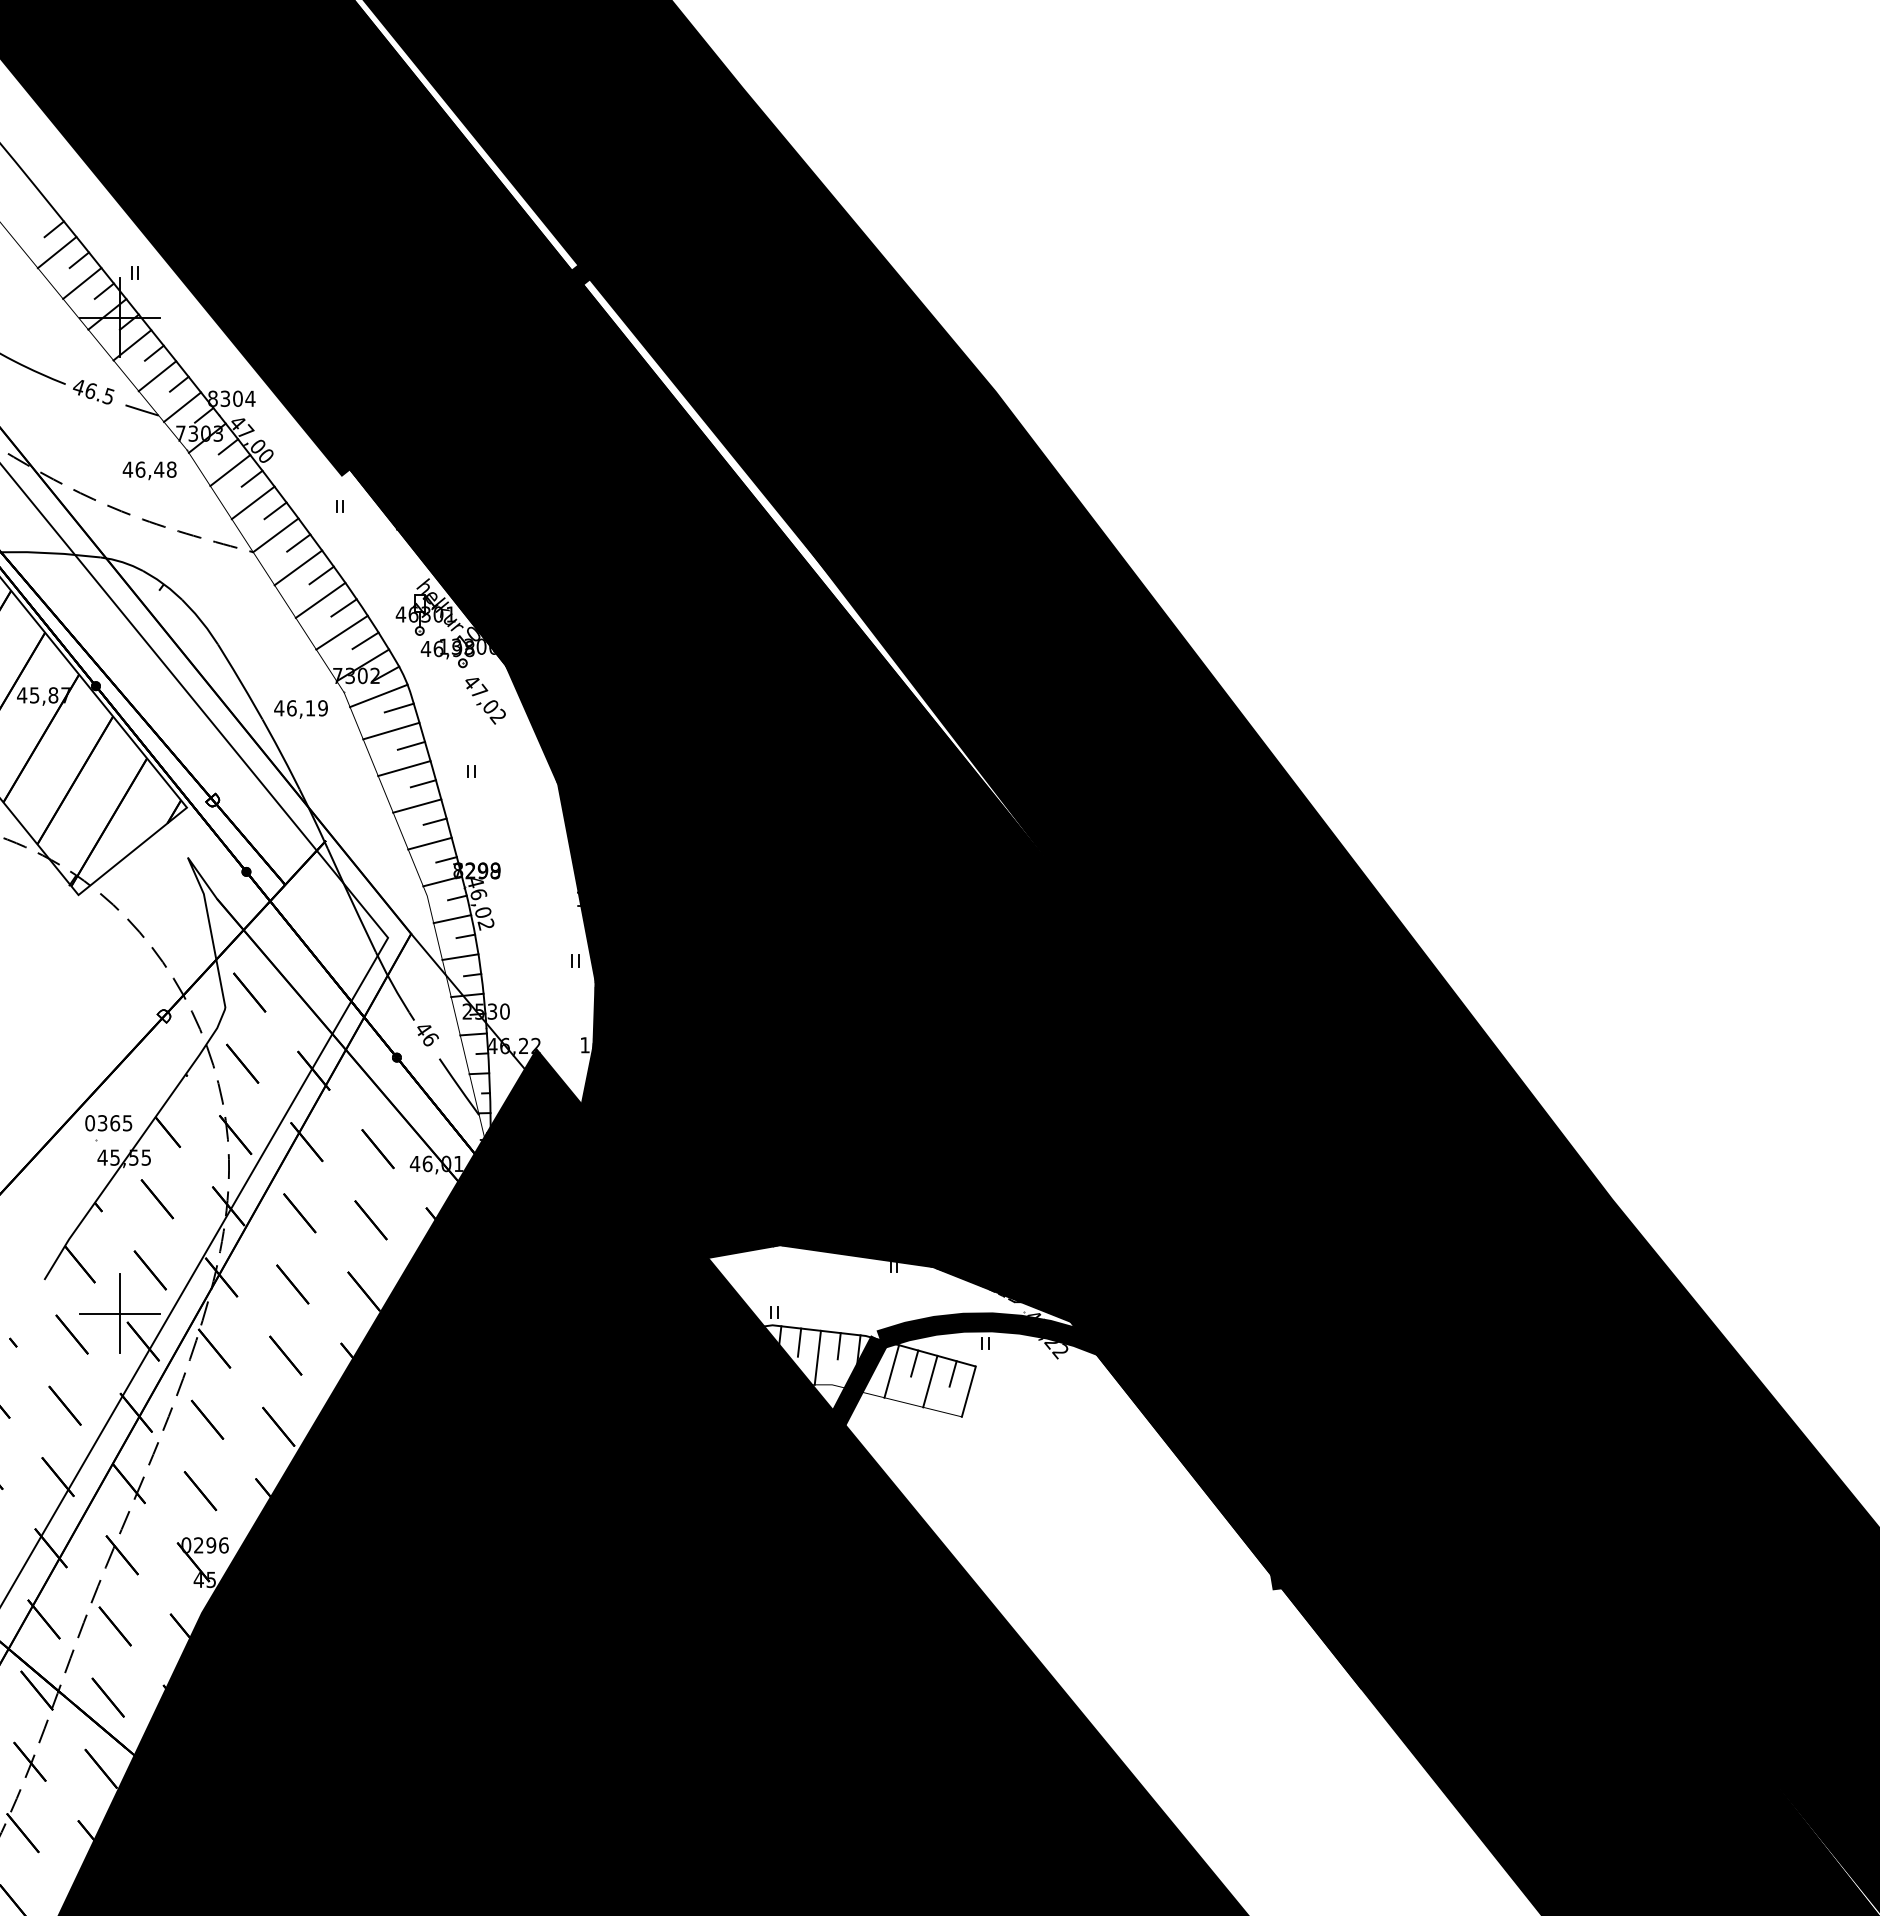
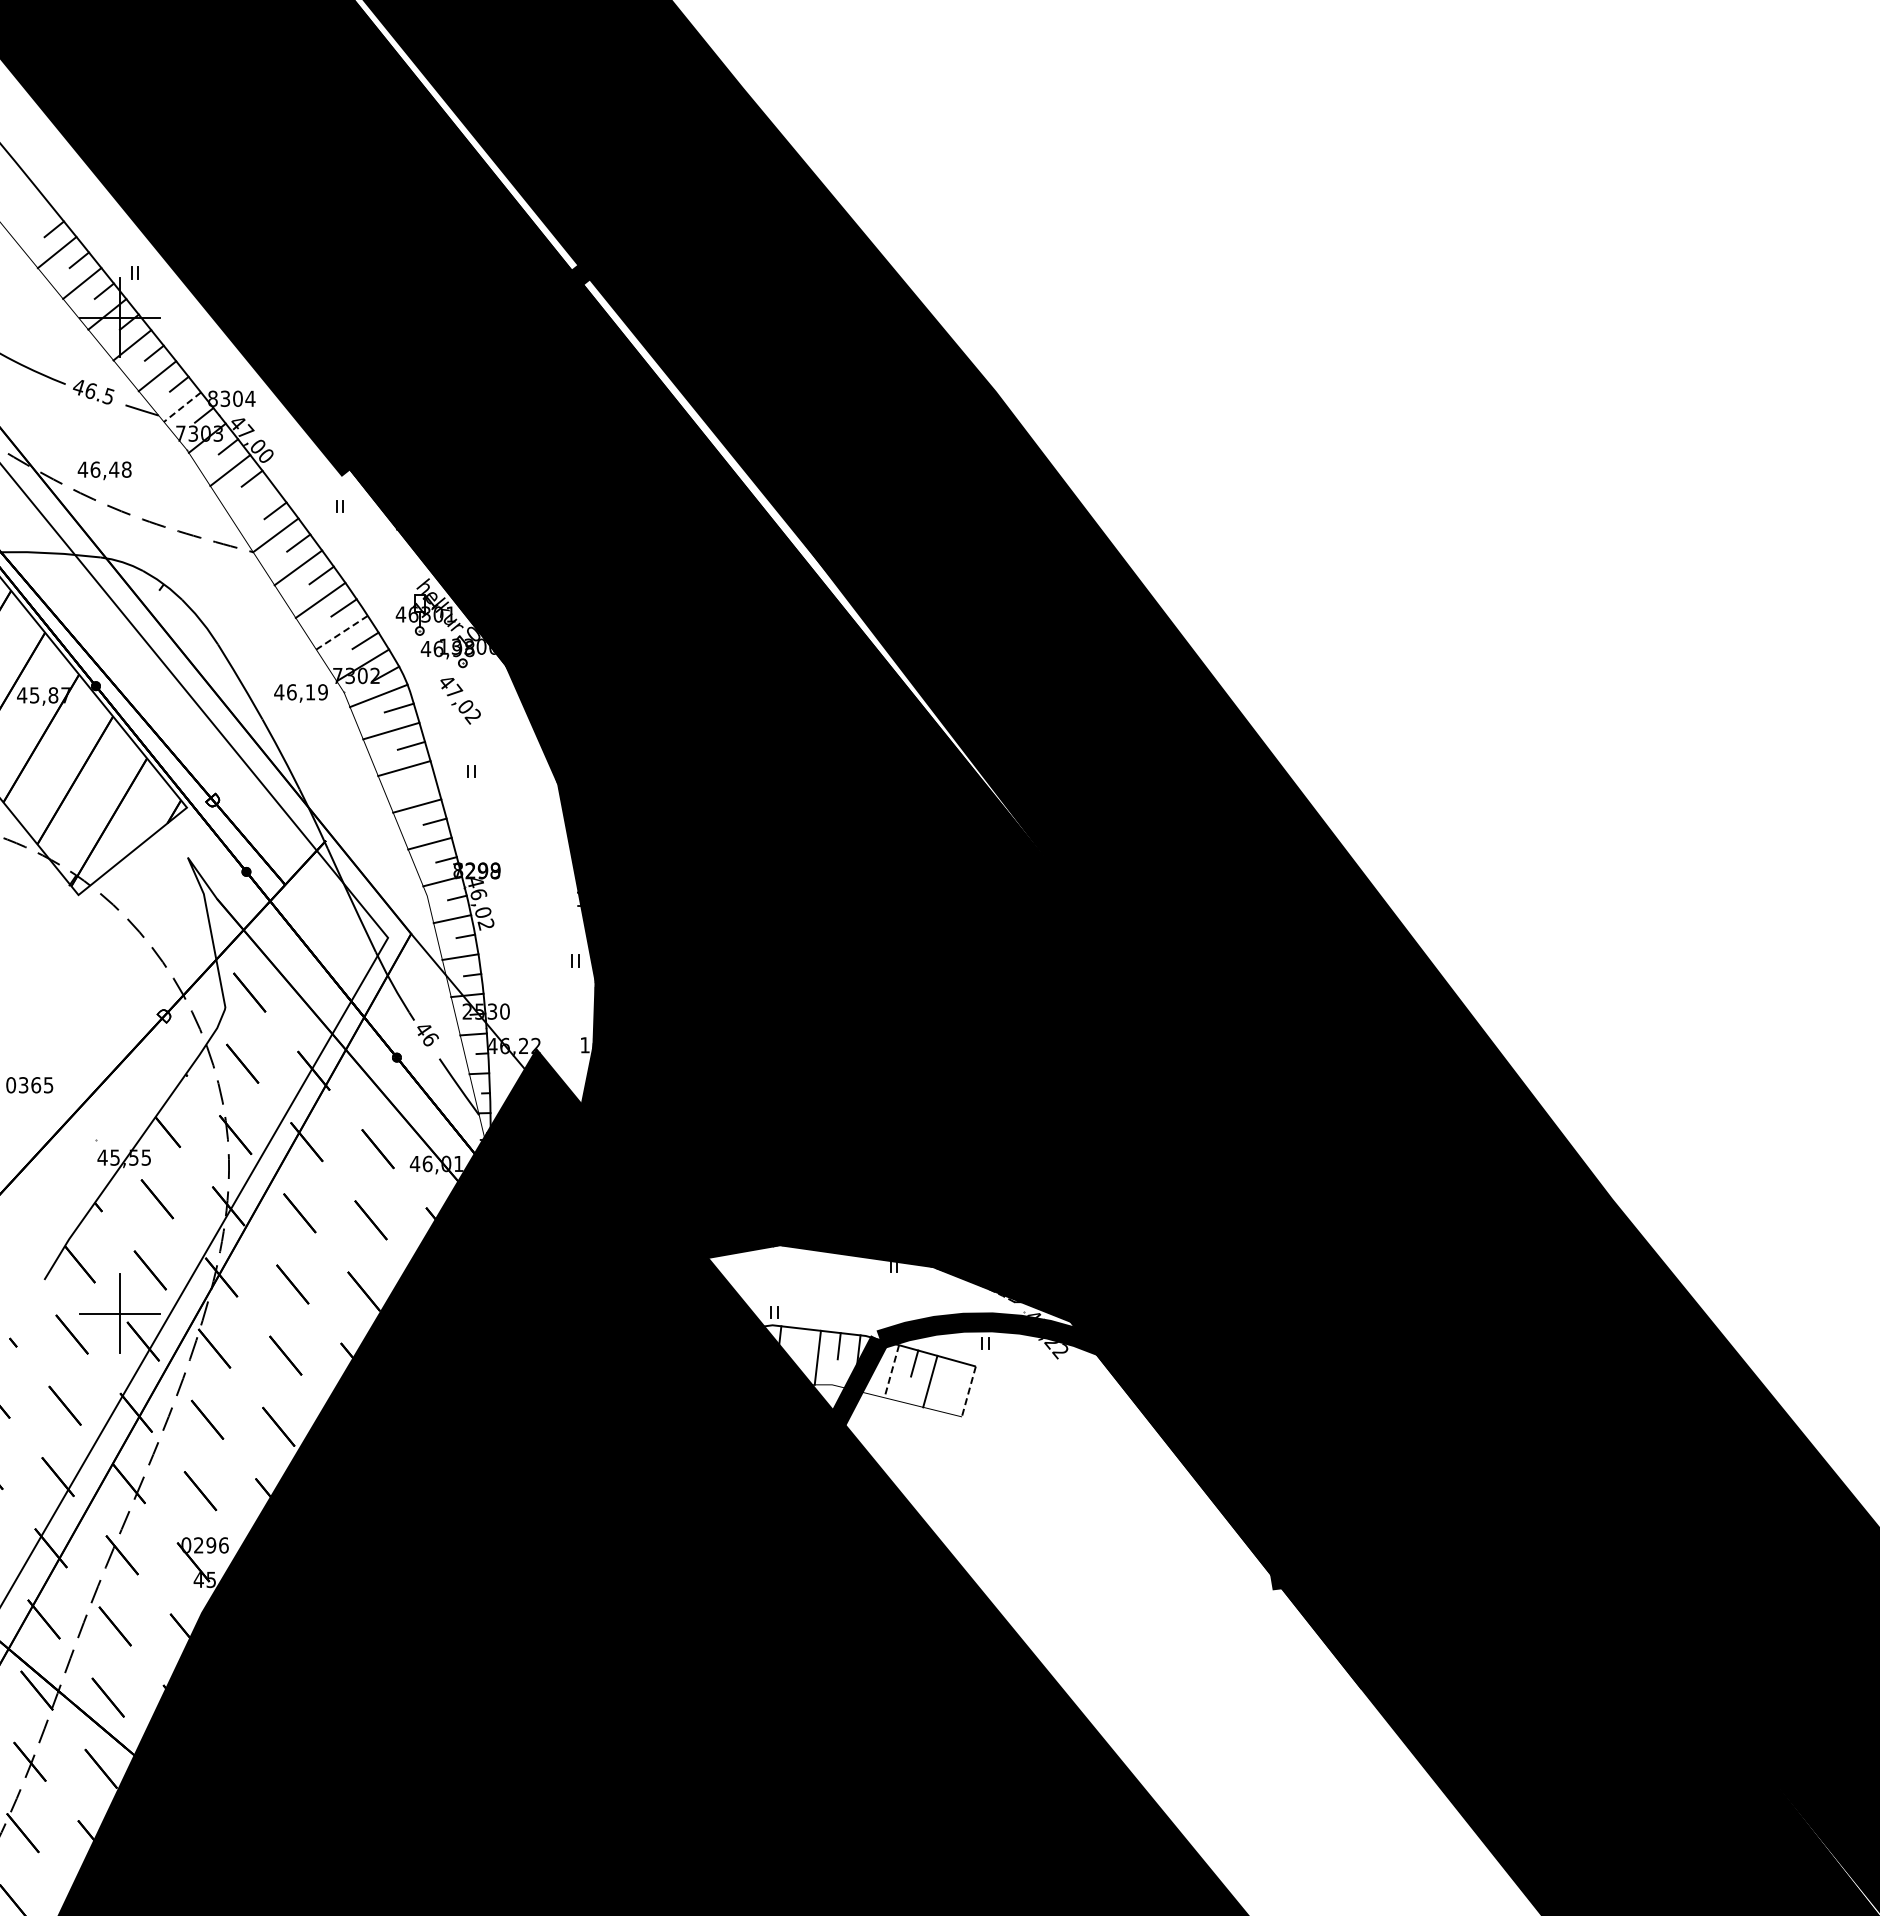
line: solid -> dashed (182, 407)
text position: (149, 470) -> (104, 470) (104, 470)
line: present -> none (252, 502)
line: solid -> dashed (342, 632)
text position: (485, 701) -> (460, 701) (460, 701)
text position: (300, 709) -> (300, 693) (300, 693)
line: present -> none (422, 783)
text position: (108, 1123) -> (29, 1085) (29, 1085)
line: present -> none (799, 1342)
line: solid -> dashed (891, 1371)
line: present -> none (952, 1373)
line: solid -> dashed (968, 1392)
